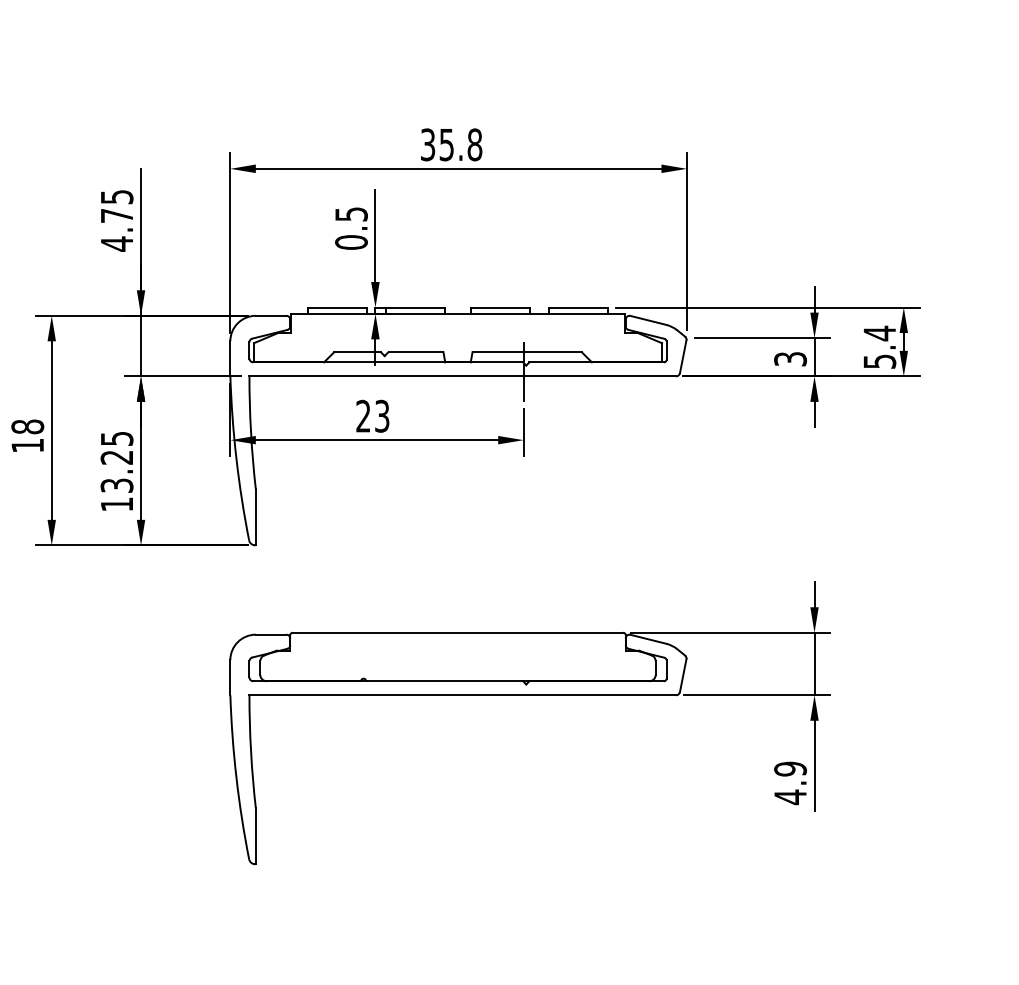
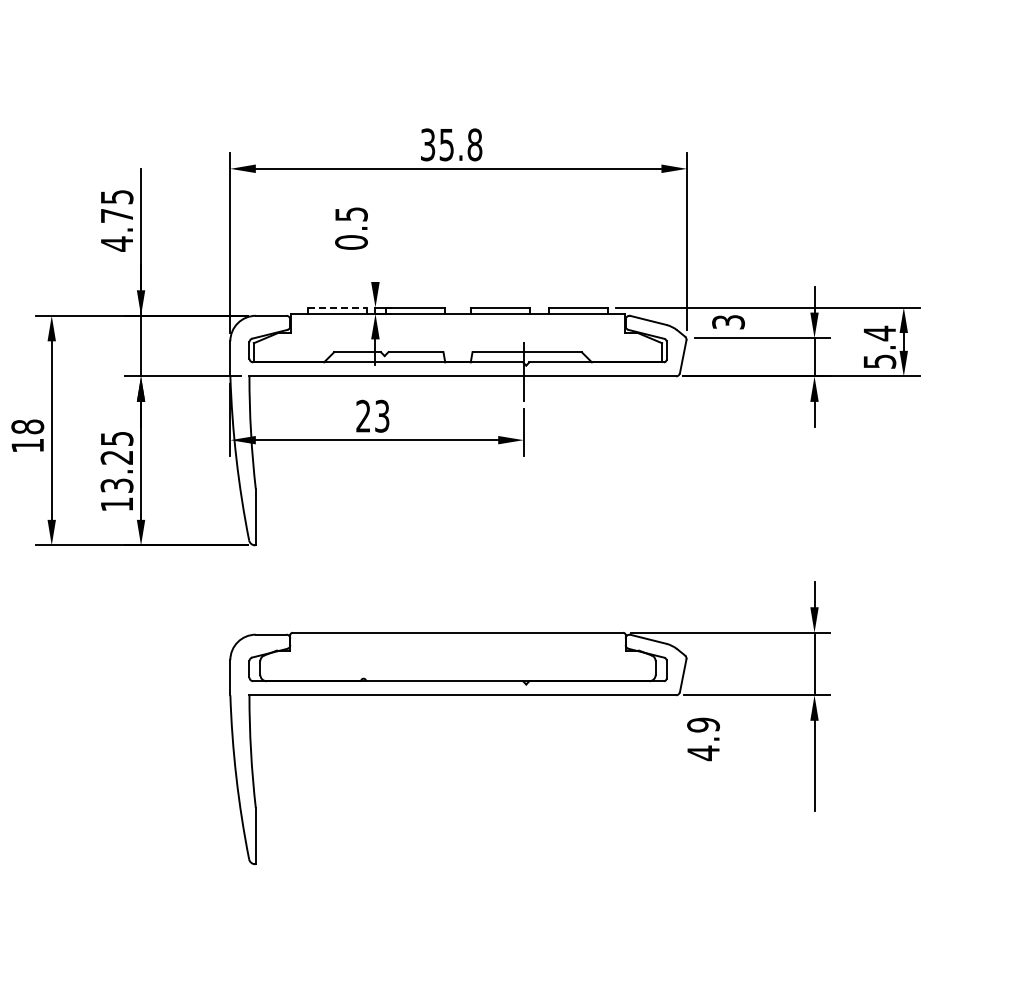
line: present -> none (375, 236)
line: solid -> dashed (337, 307)
text position: (790, 359) -> (728, 322) (728, 322)
text position: (790, 783) -> (703, 739) (703, 739)
